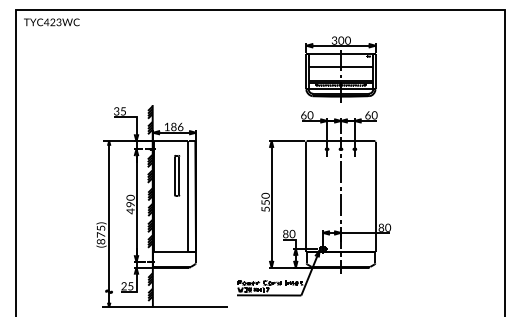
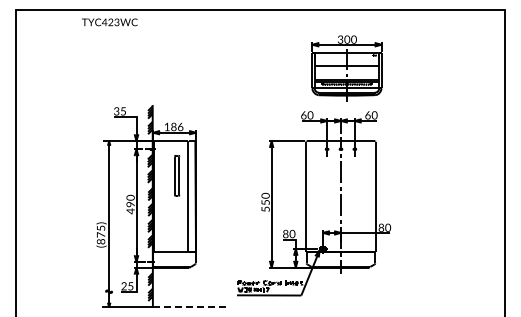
text position: (51, 22) -> (109, 22) (109, 22)
part position: (340, 69) -> (346, 68) (346, 68)
line: solid -> dashed (190, 307)
